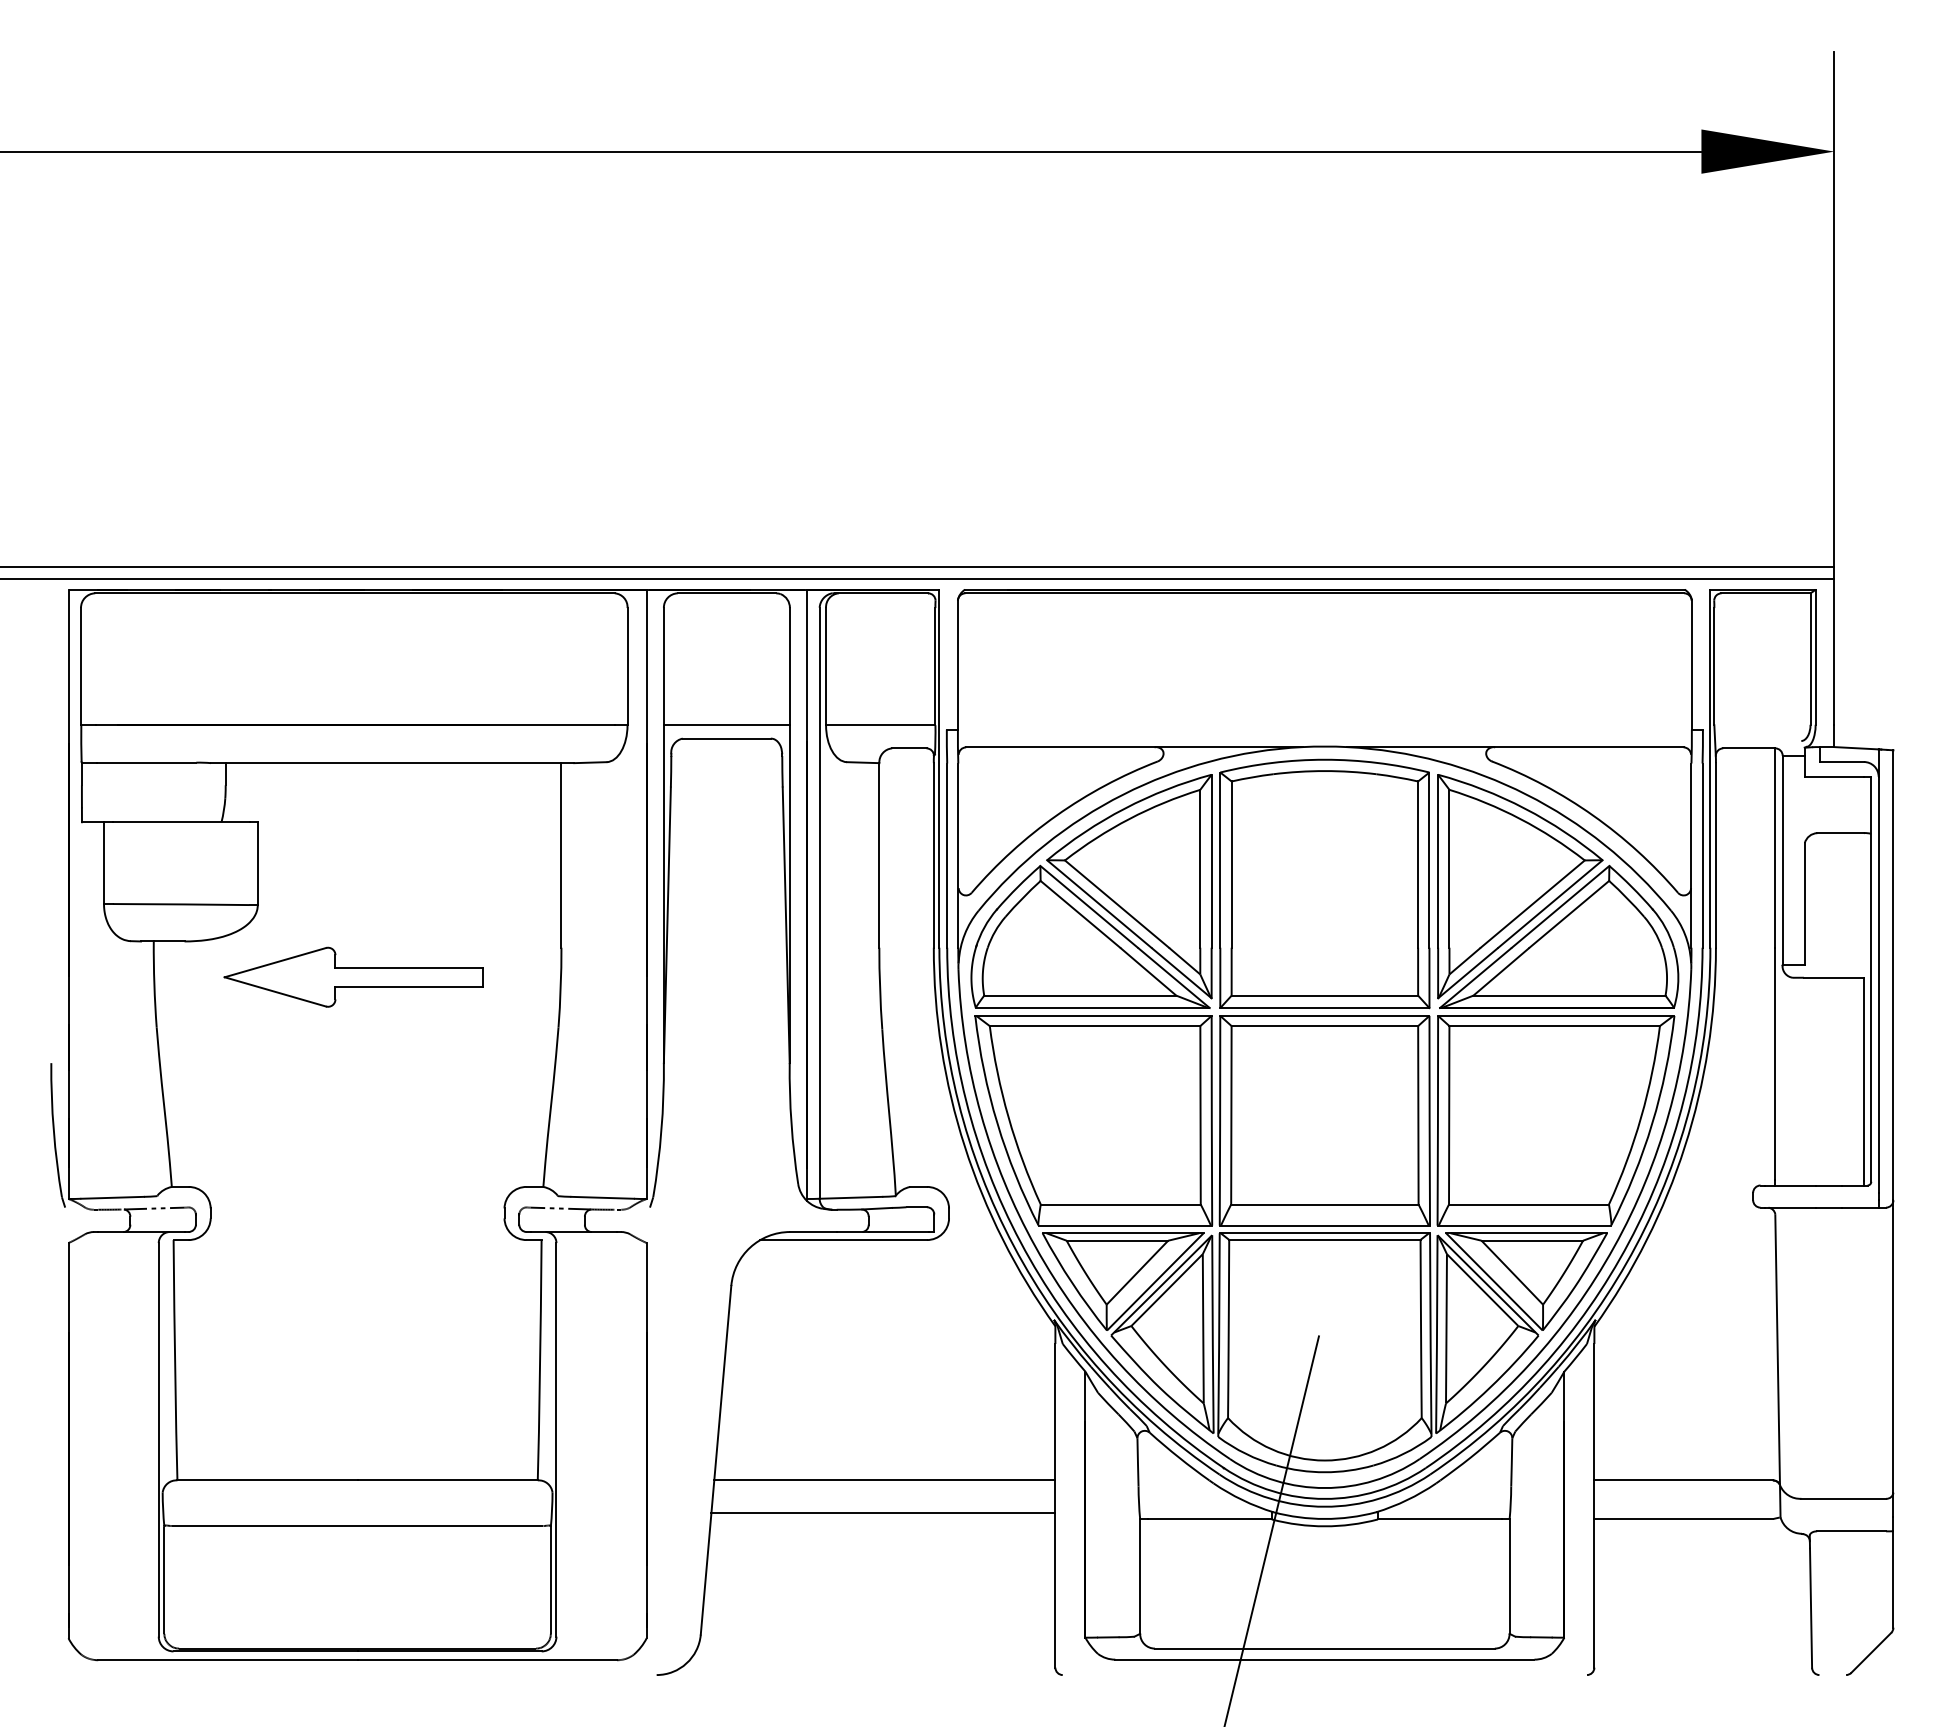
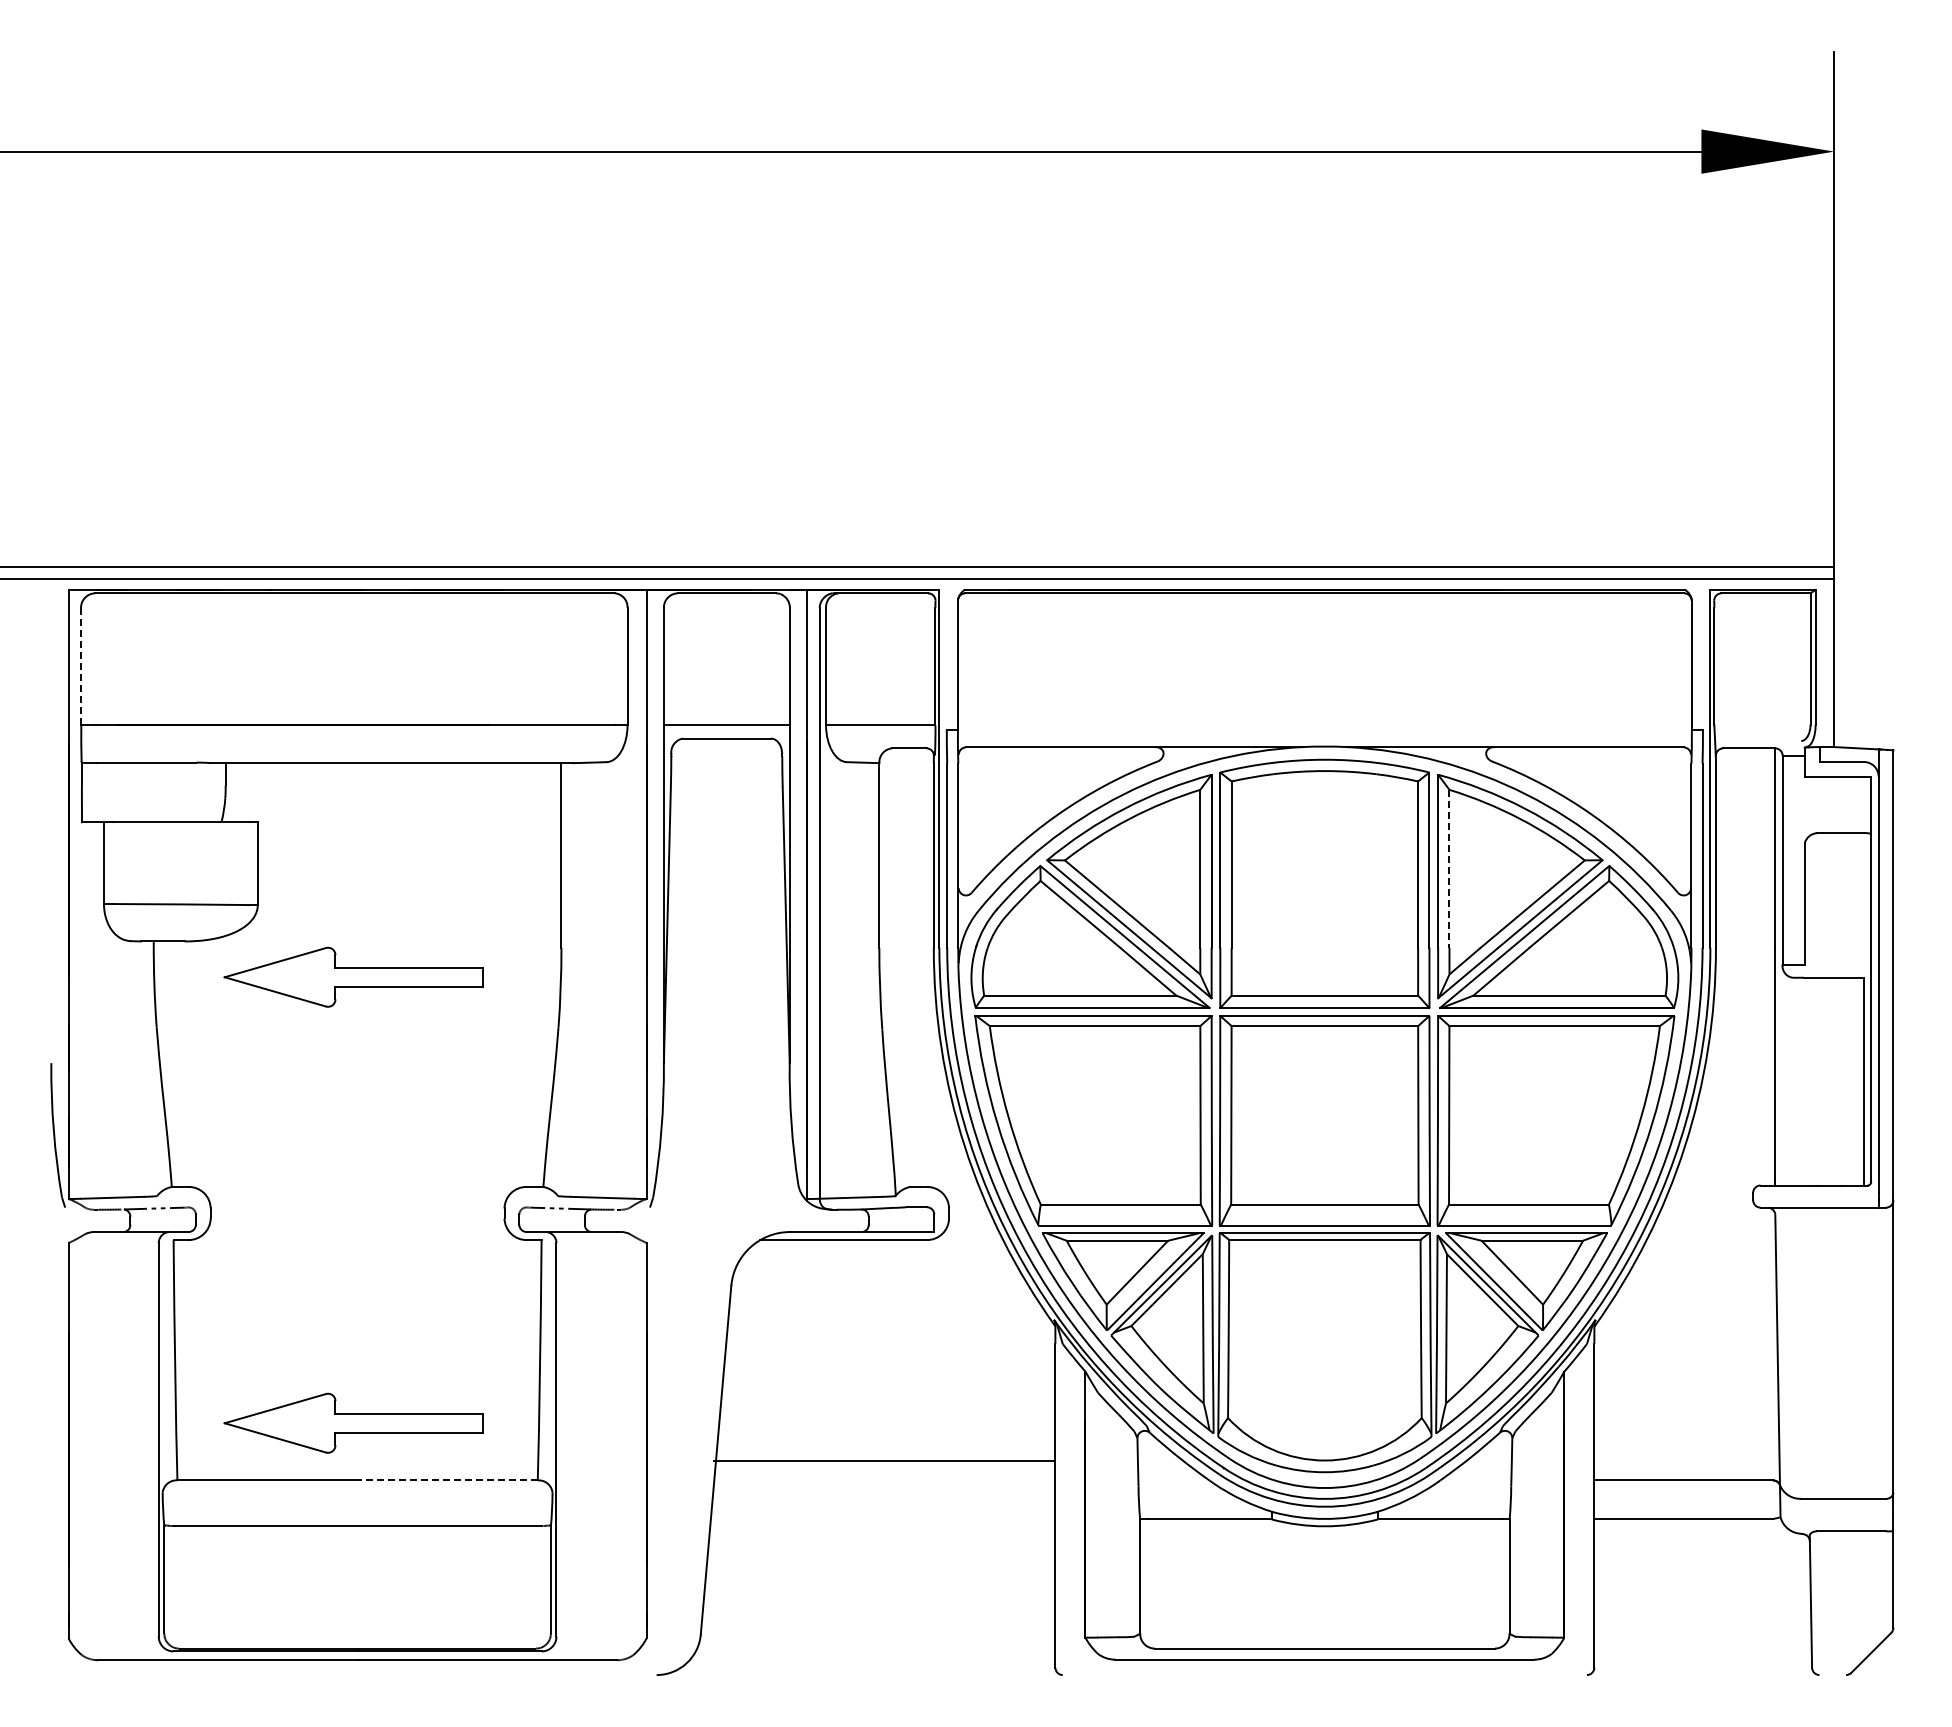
line: solid -> dashed (81, 666)
line: solid -> dashed (1449, 868)
part: none -> present (353, 1422)
line: solid -> dashed (447, 1480)
line position: (884, 1480) -> (884, 1461) (884, 1461)
line: present -> none (883, 1512)
line: present -> none (1271, 1529)
